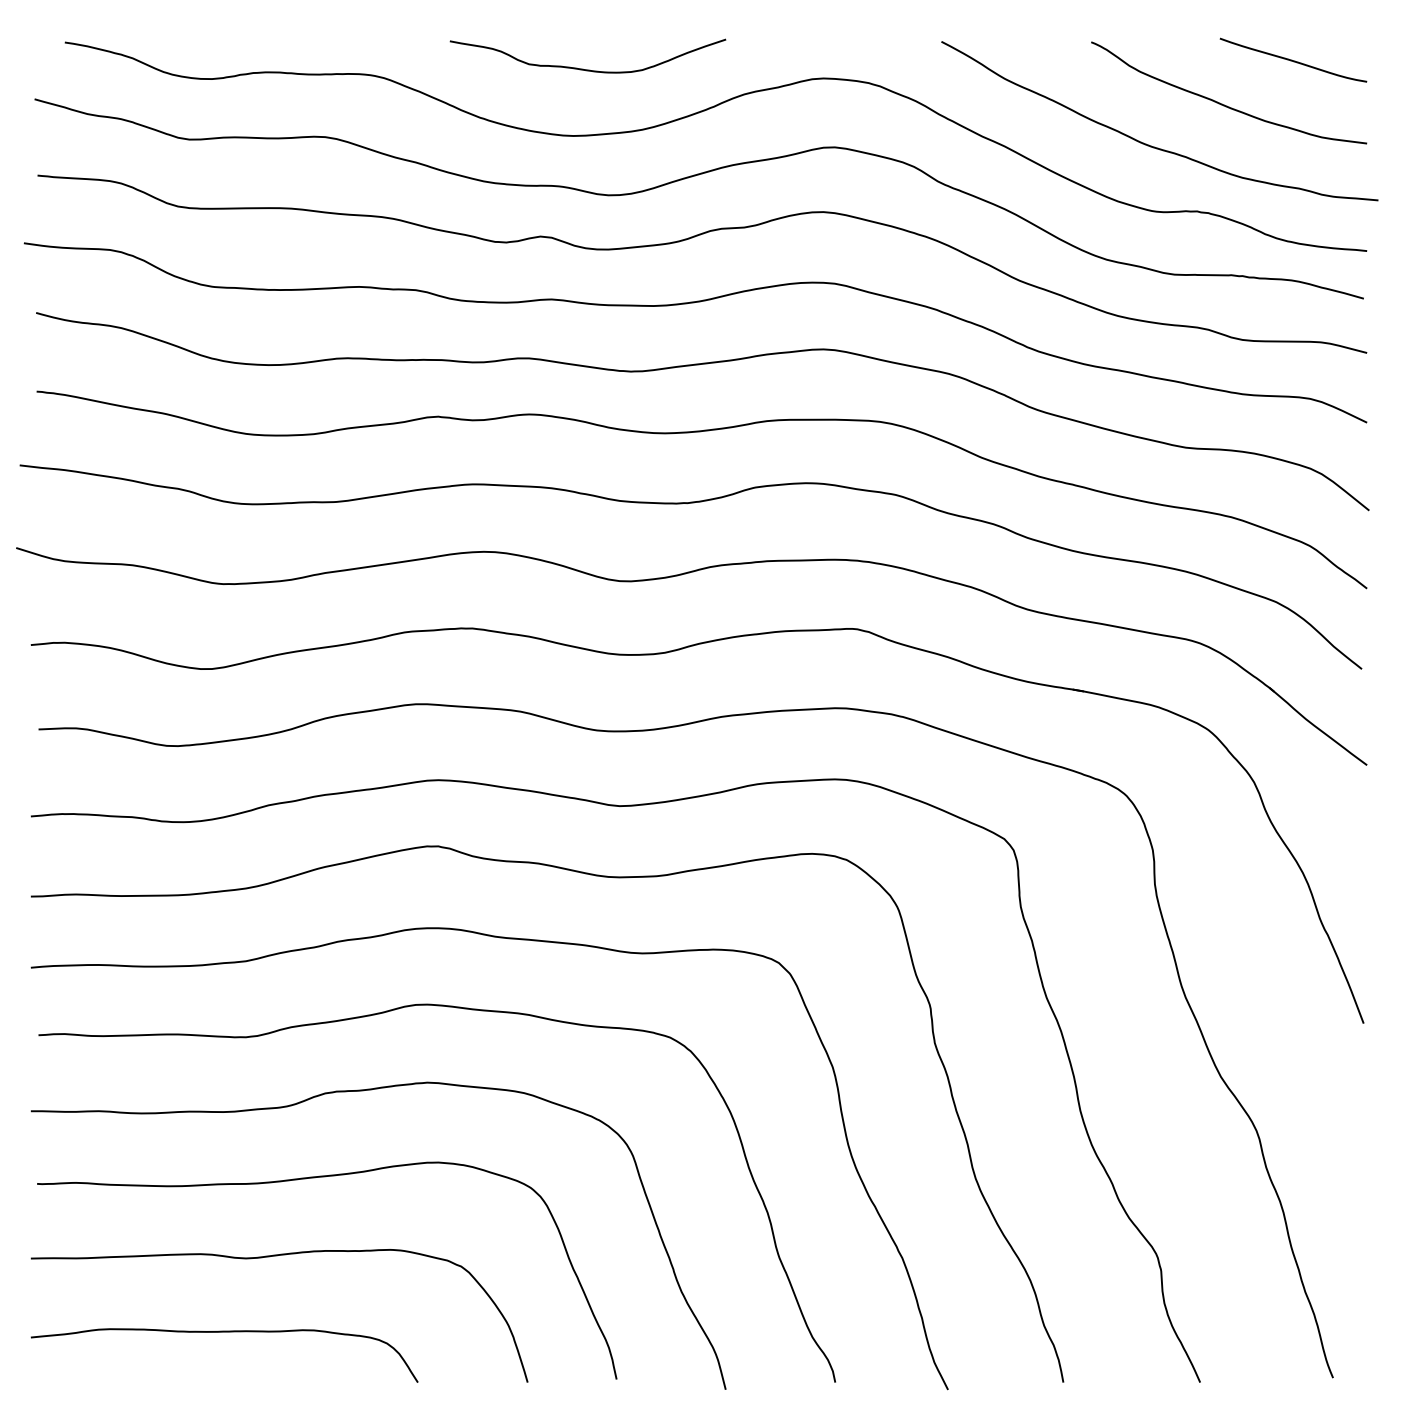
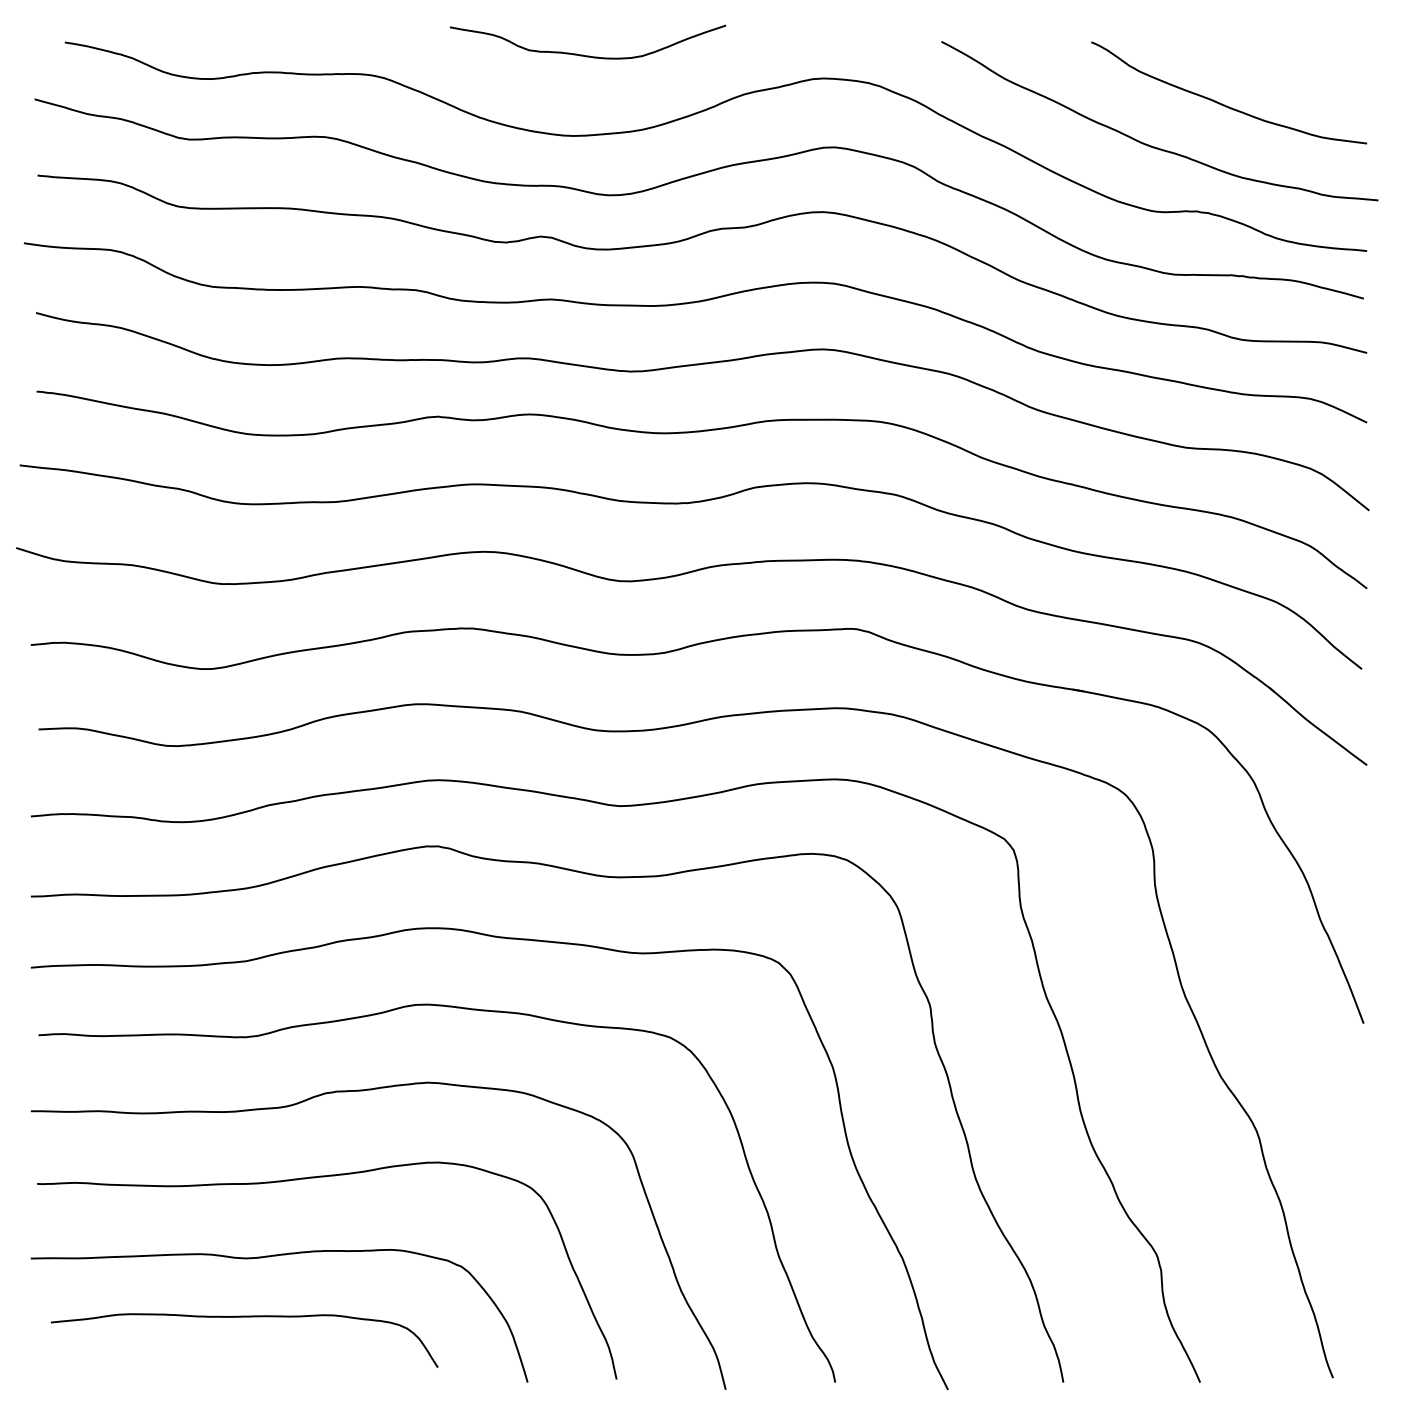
curve: present -> none (1292, 59)
curve position: (583, 68) -> (583, 54) (583, 54)
curve position: (224, 1332) -> (244, 1317) (244, 1317)
